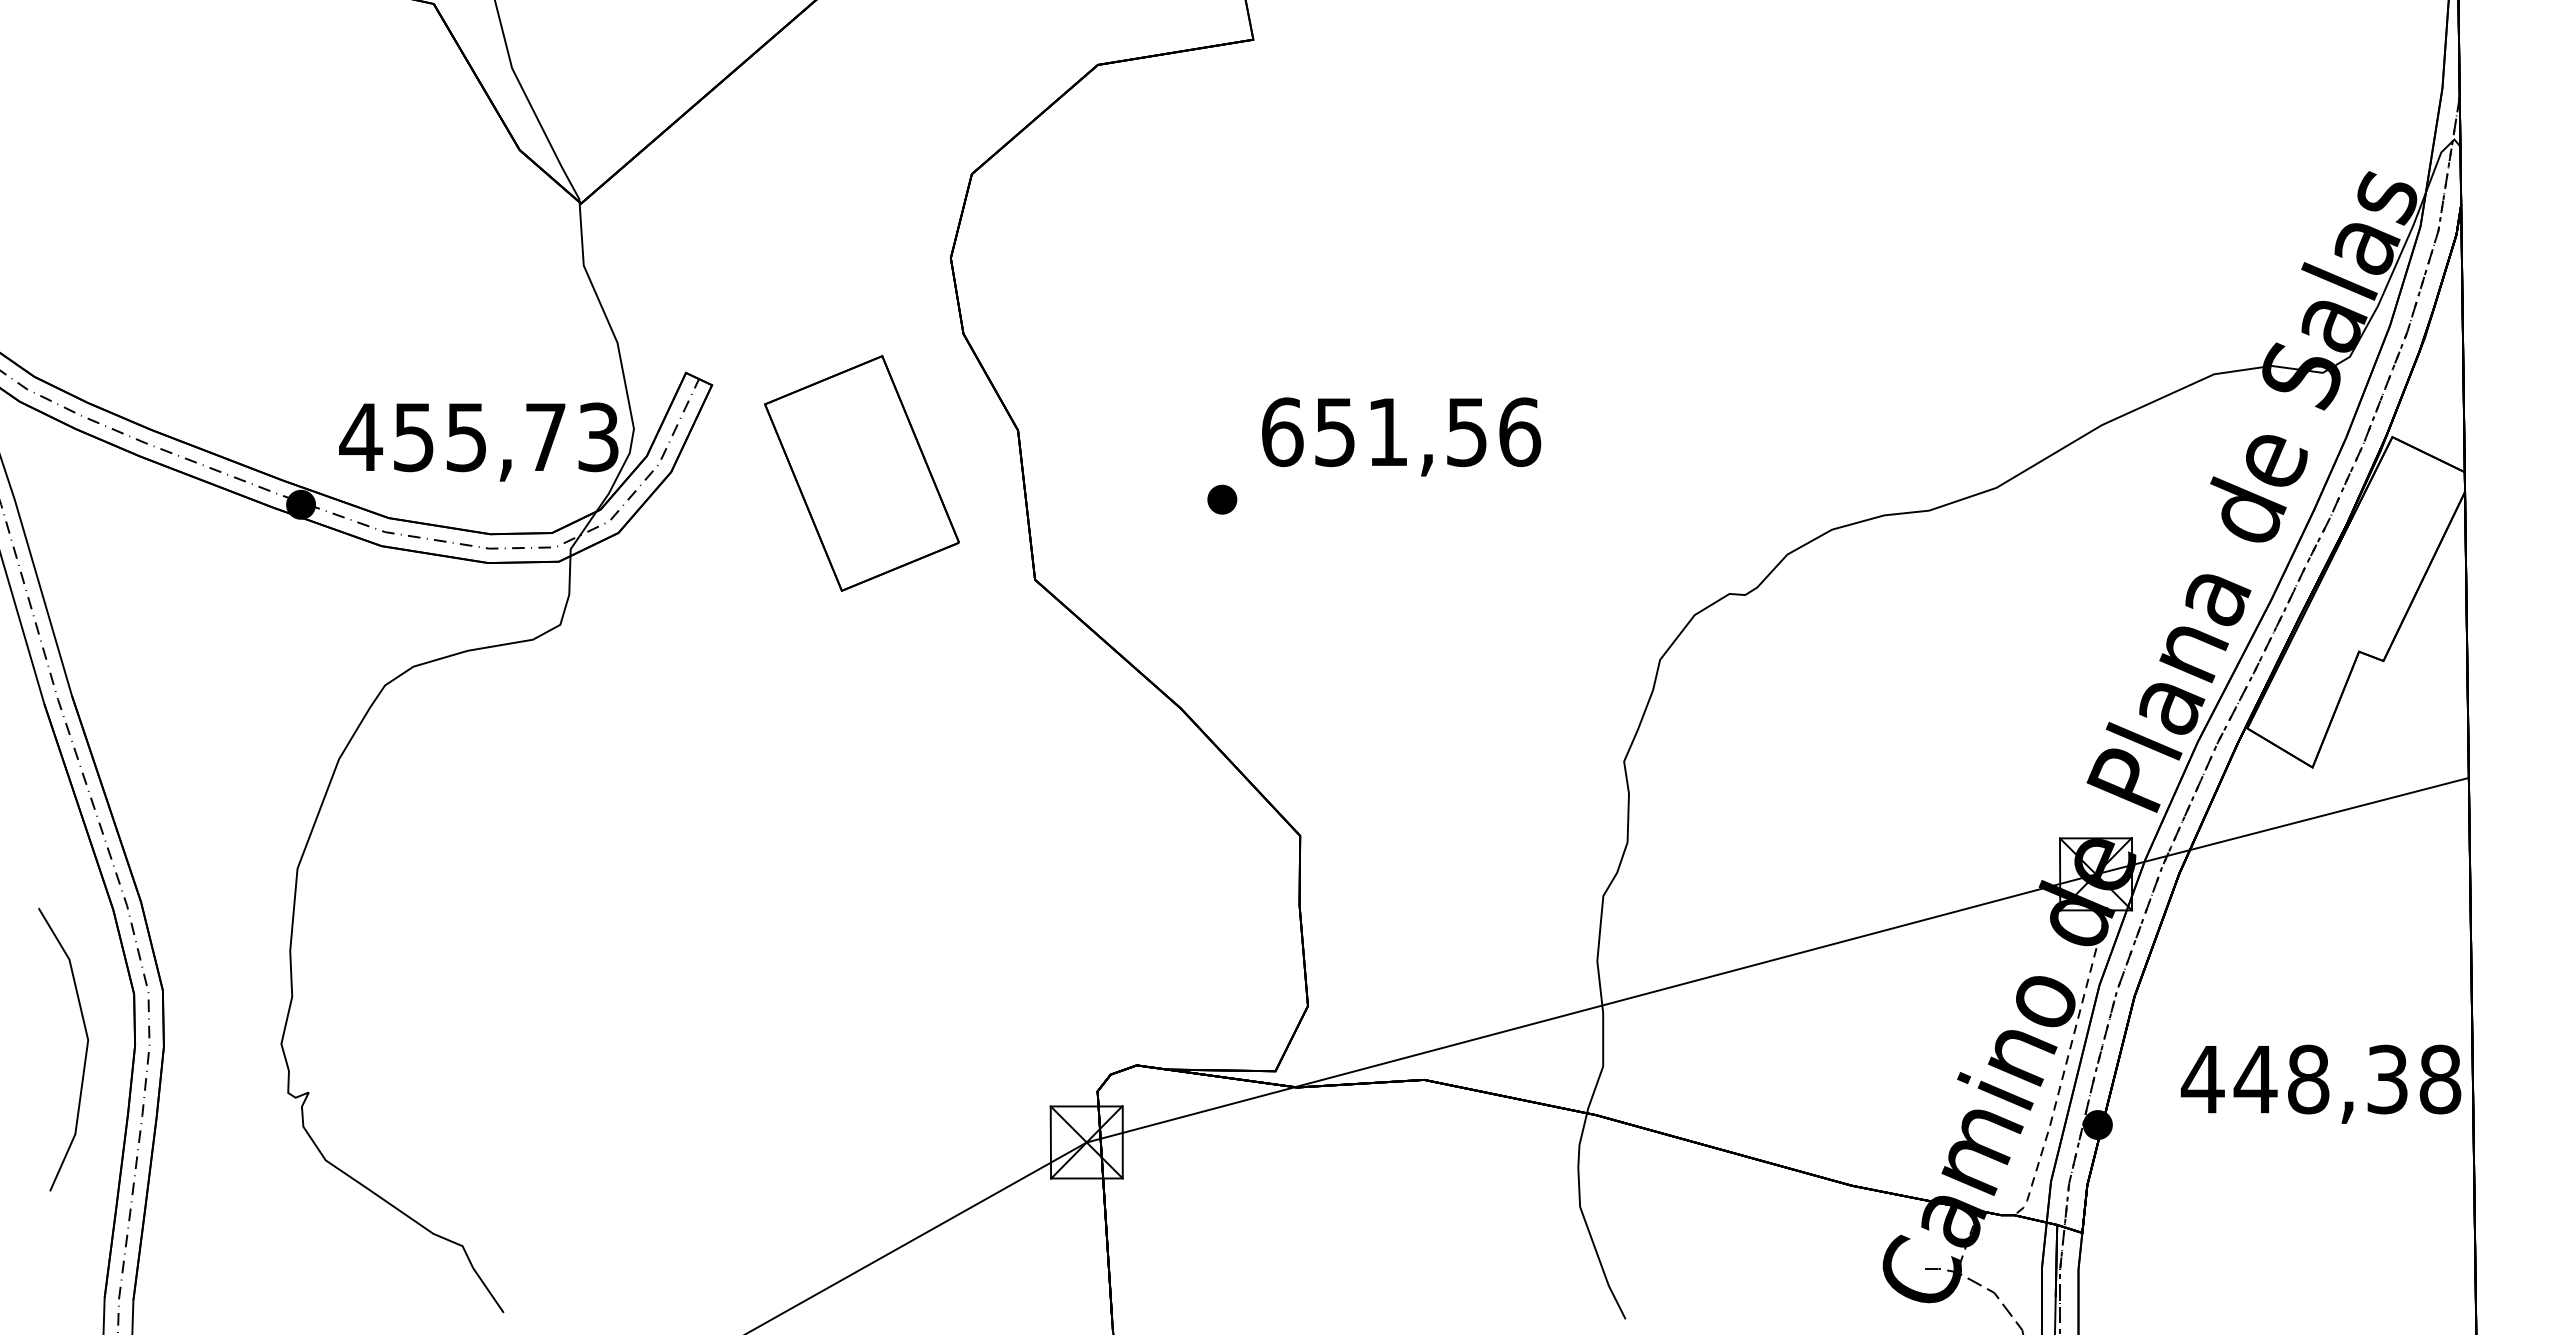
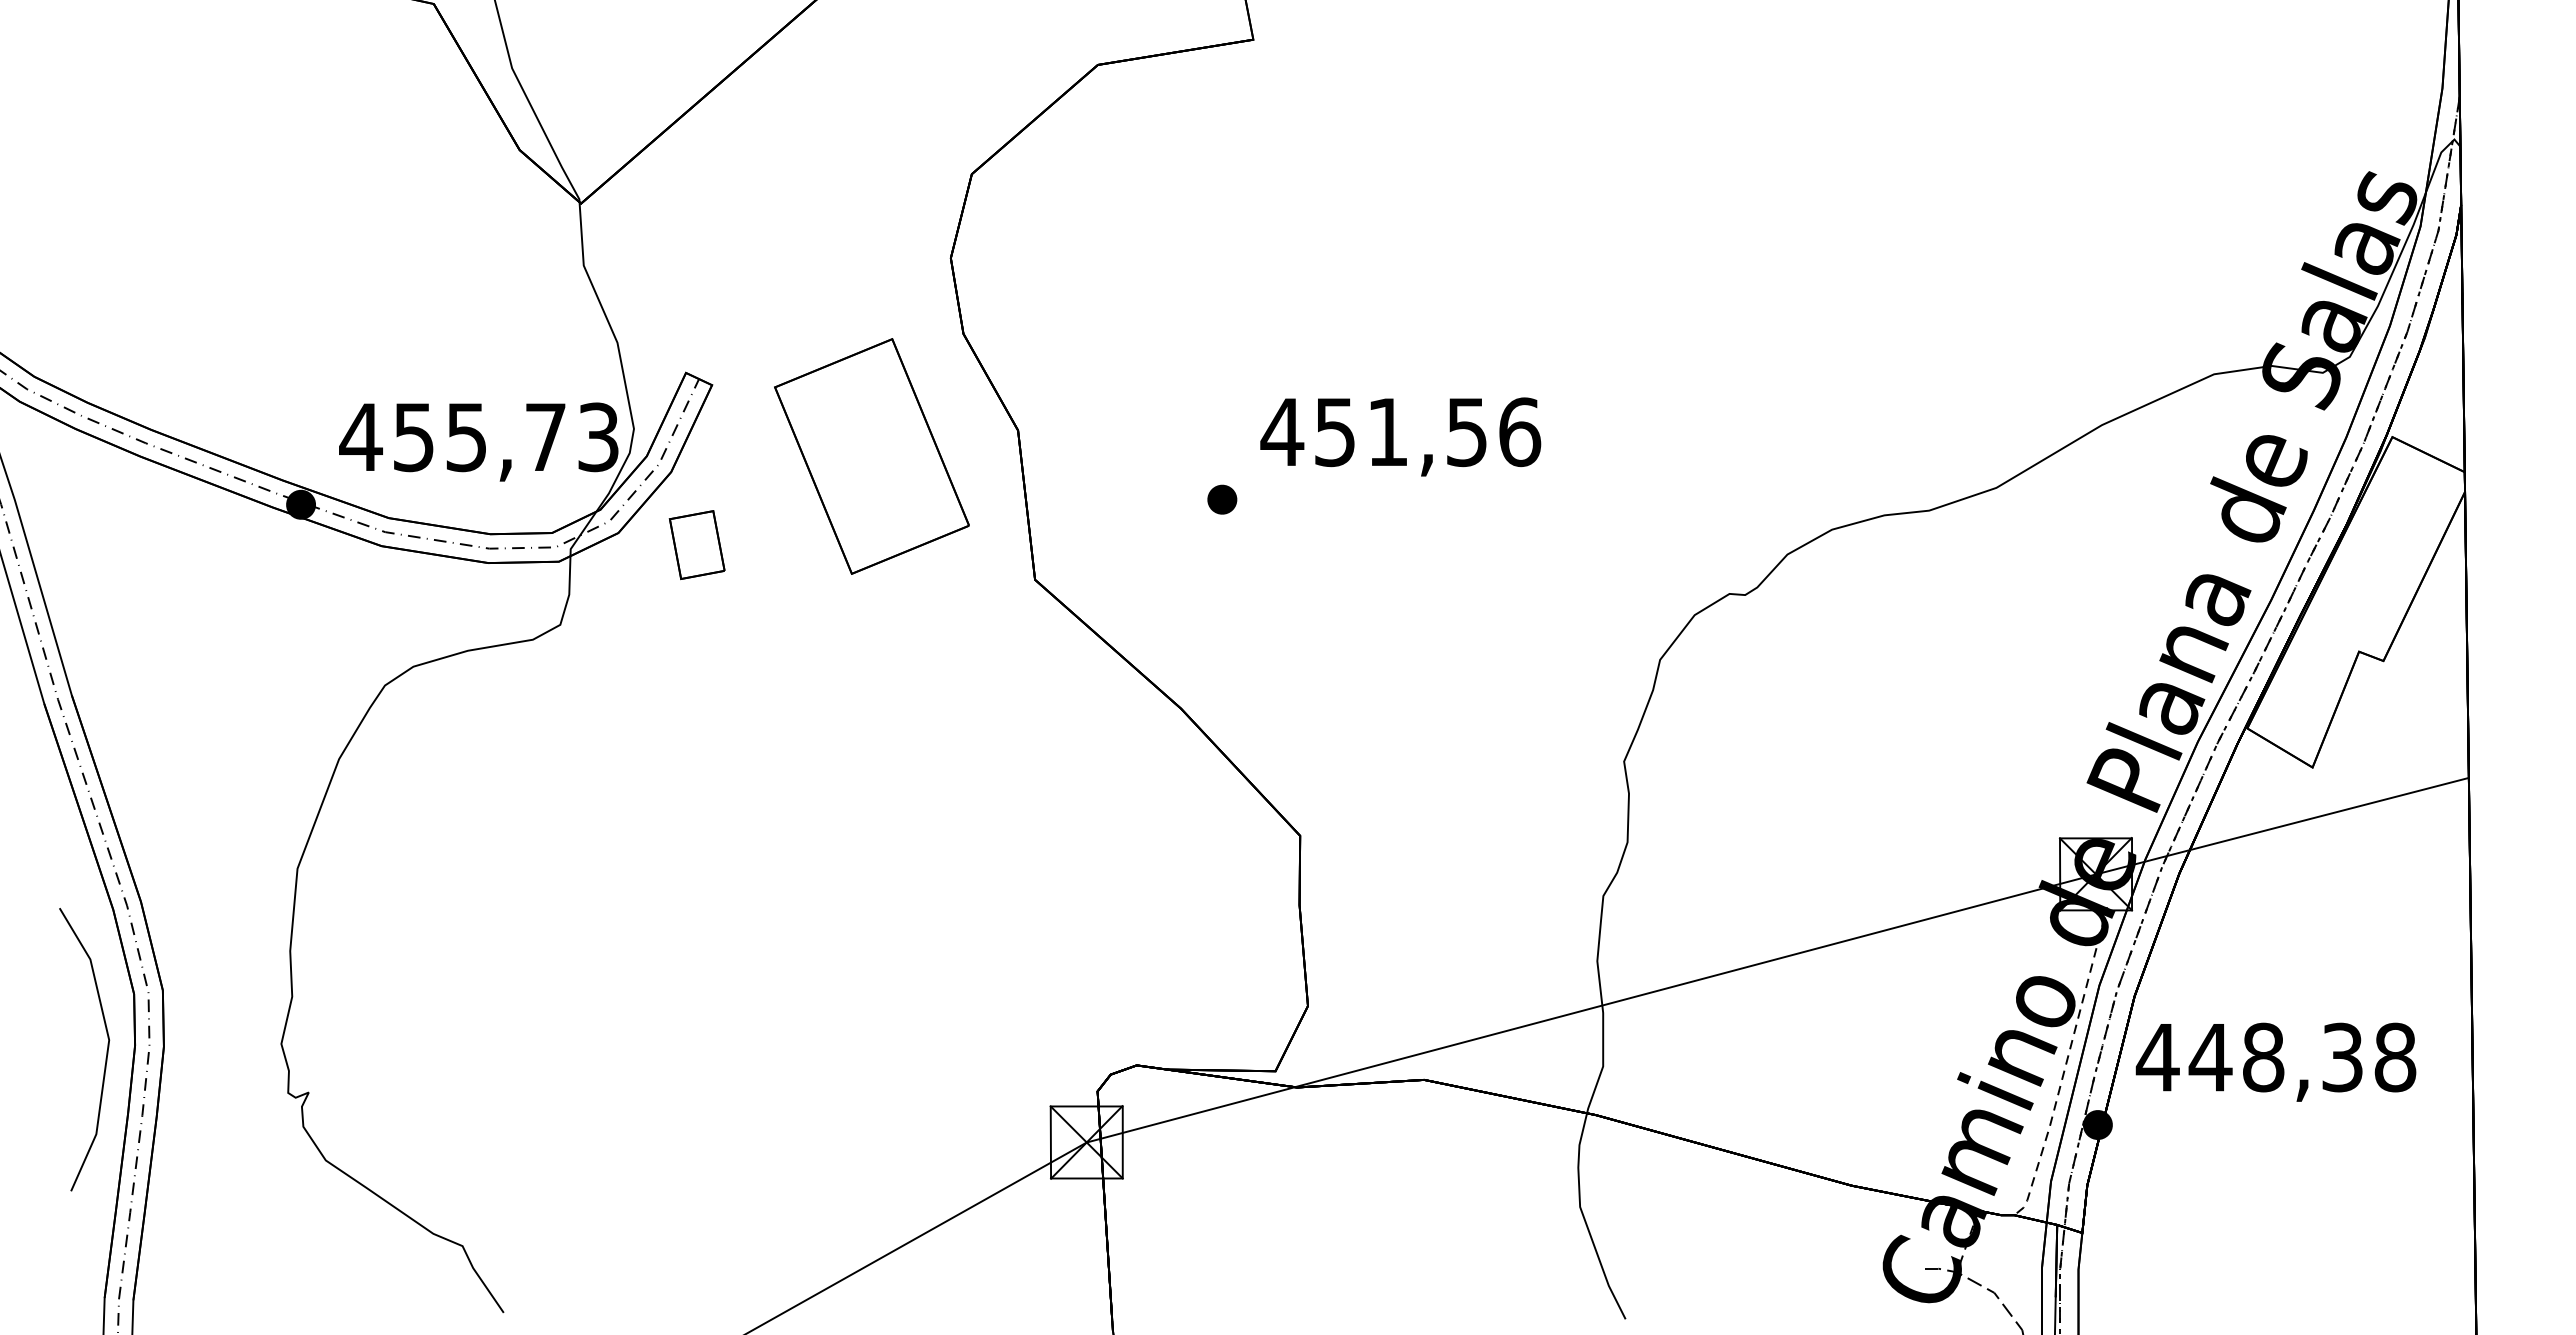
text: 651,56 -> 451,56 (1282, 432)
part position: (861, 473) -> (871, 456) (871, 456)
part: none -> present (696, 544)
line position: (85, 1050) -> (106, 1050) (106, 1050)
text position: (2320, 1083) -> (2275, 1061) (2275, 1061)
